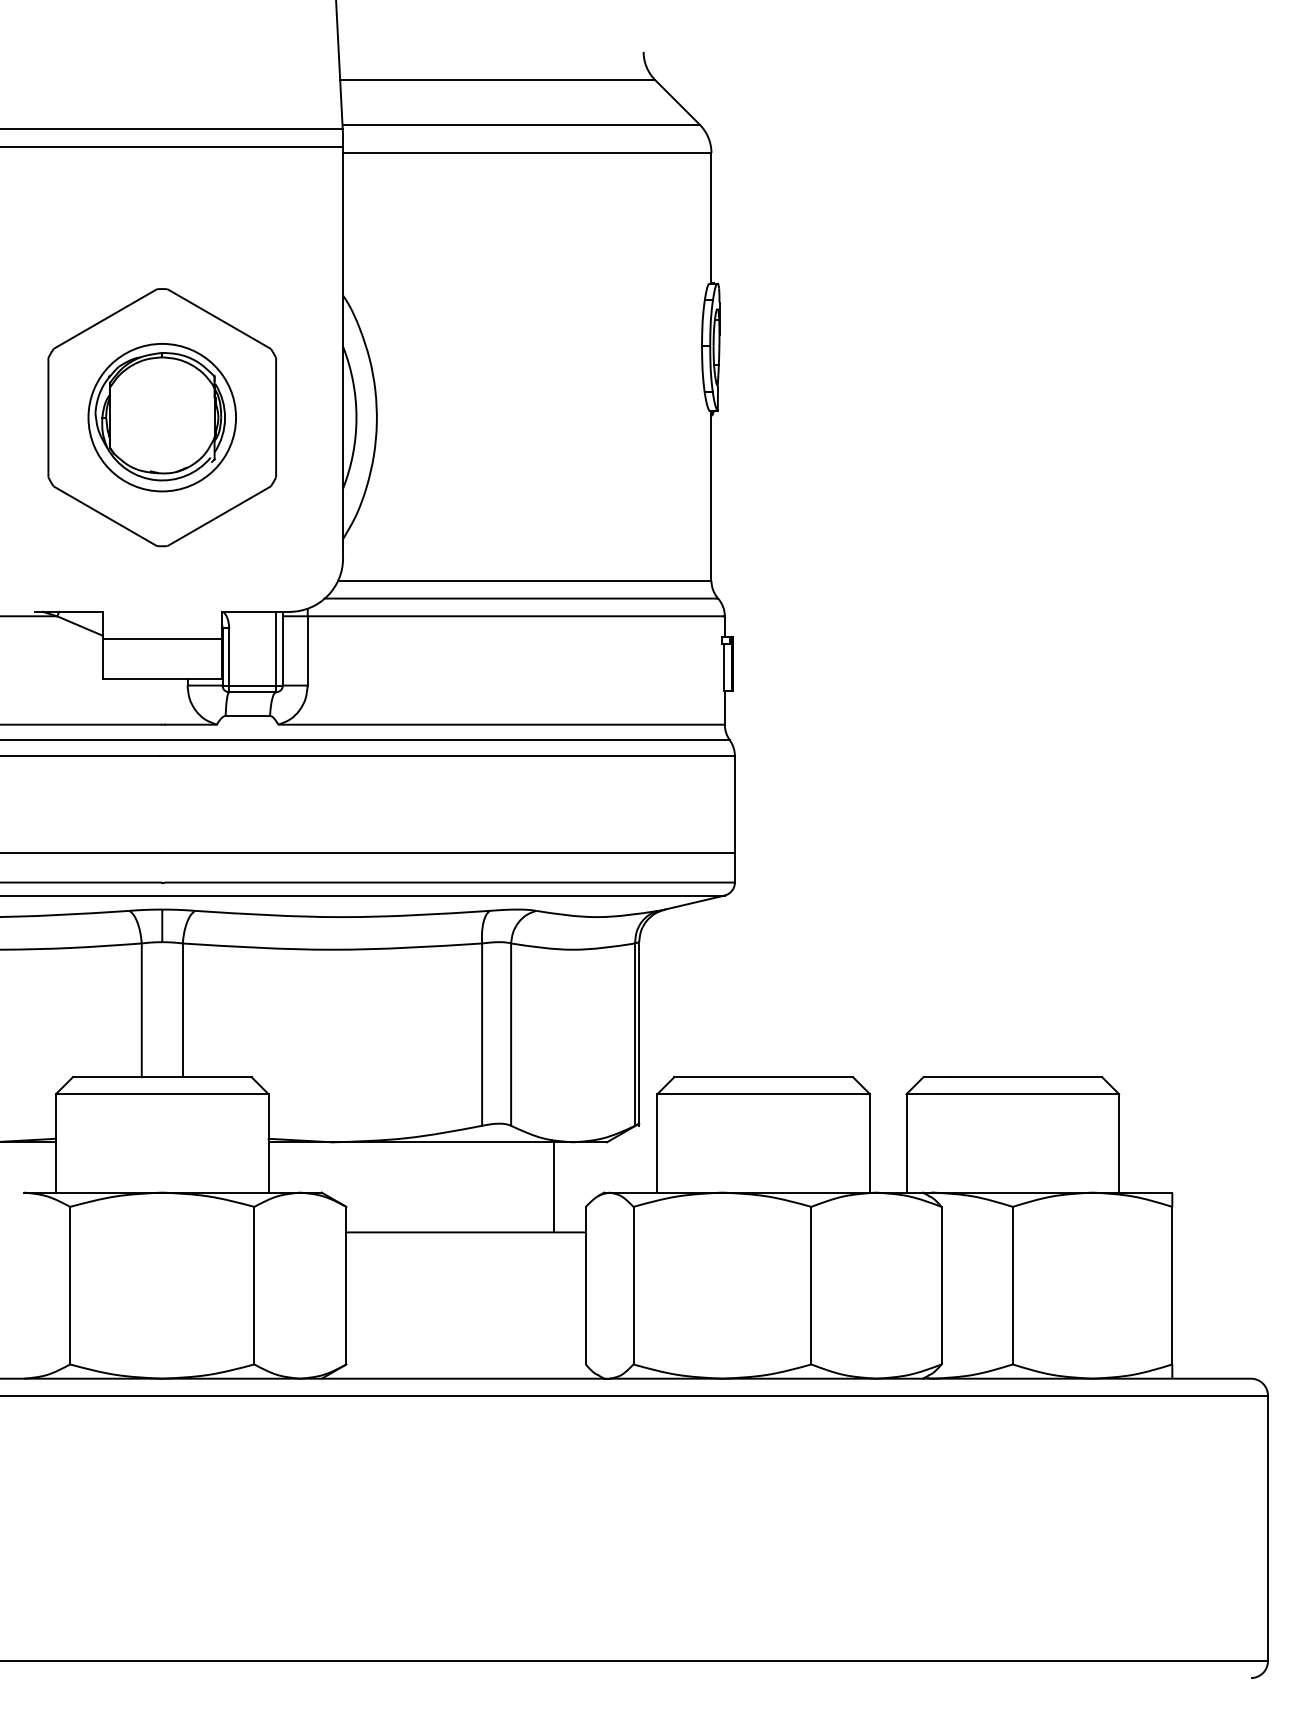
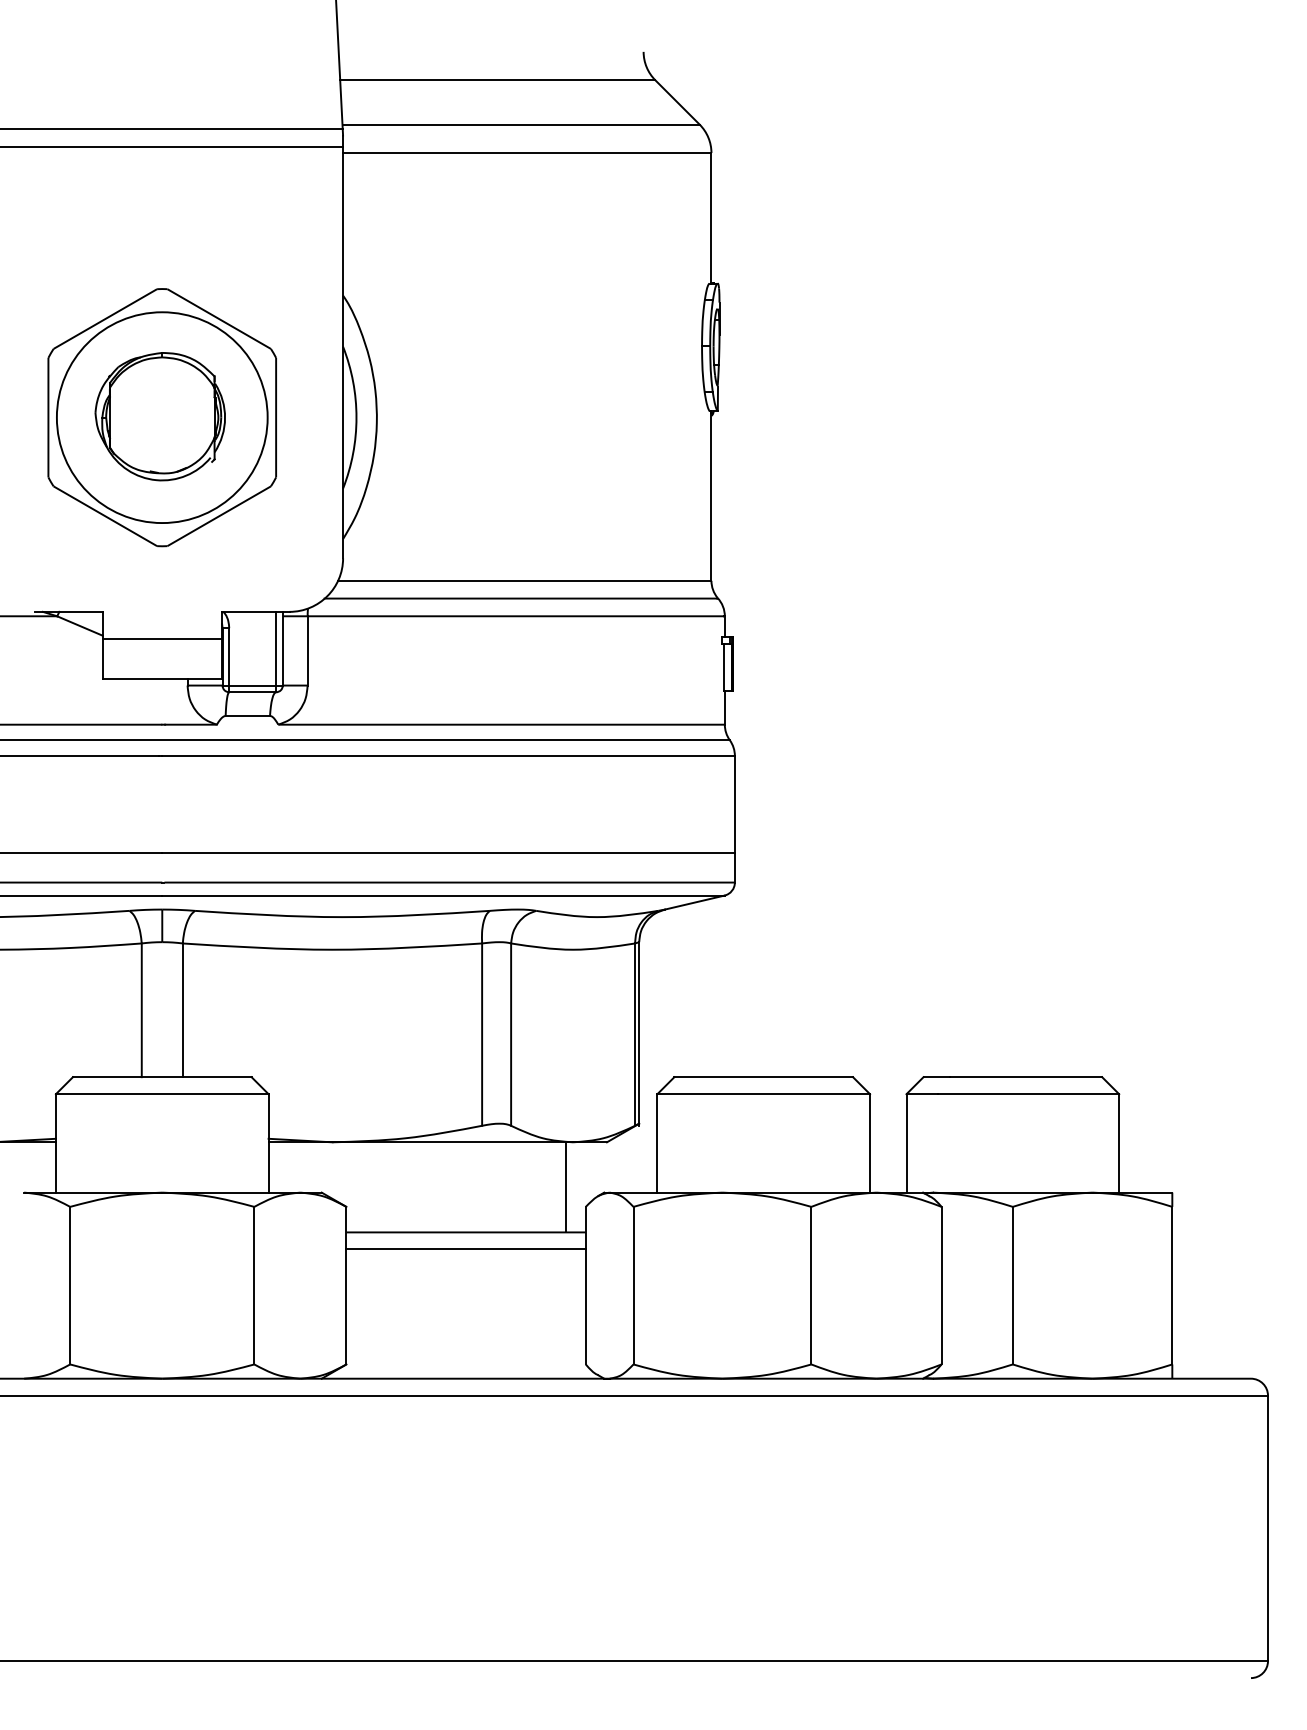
circle diameter: 148 px -> 211 px (161, 417)
line position: (554, 1187) -> (566, 1187) (566, 1187)
line: none -> present (465, 1249)
